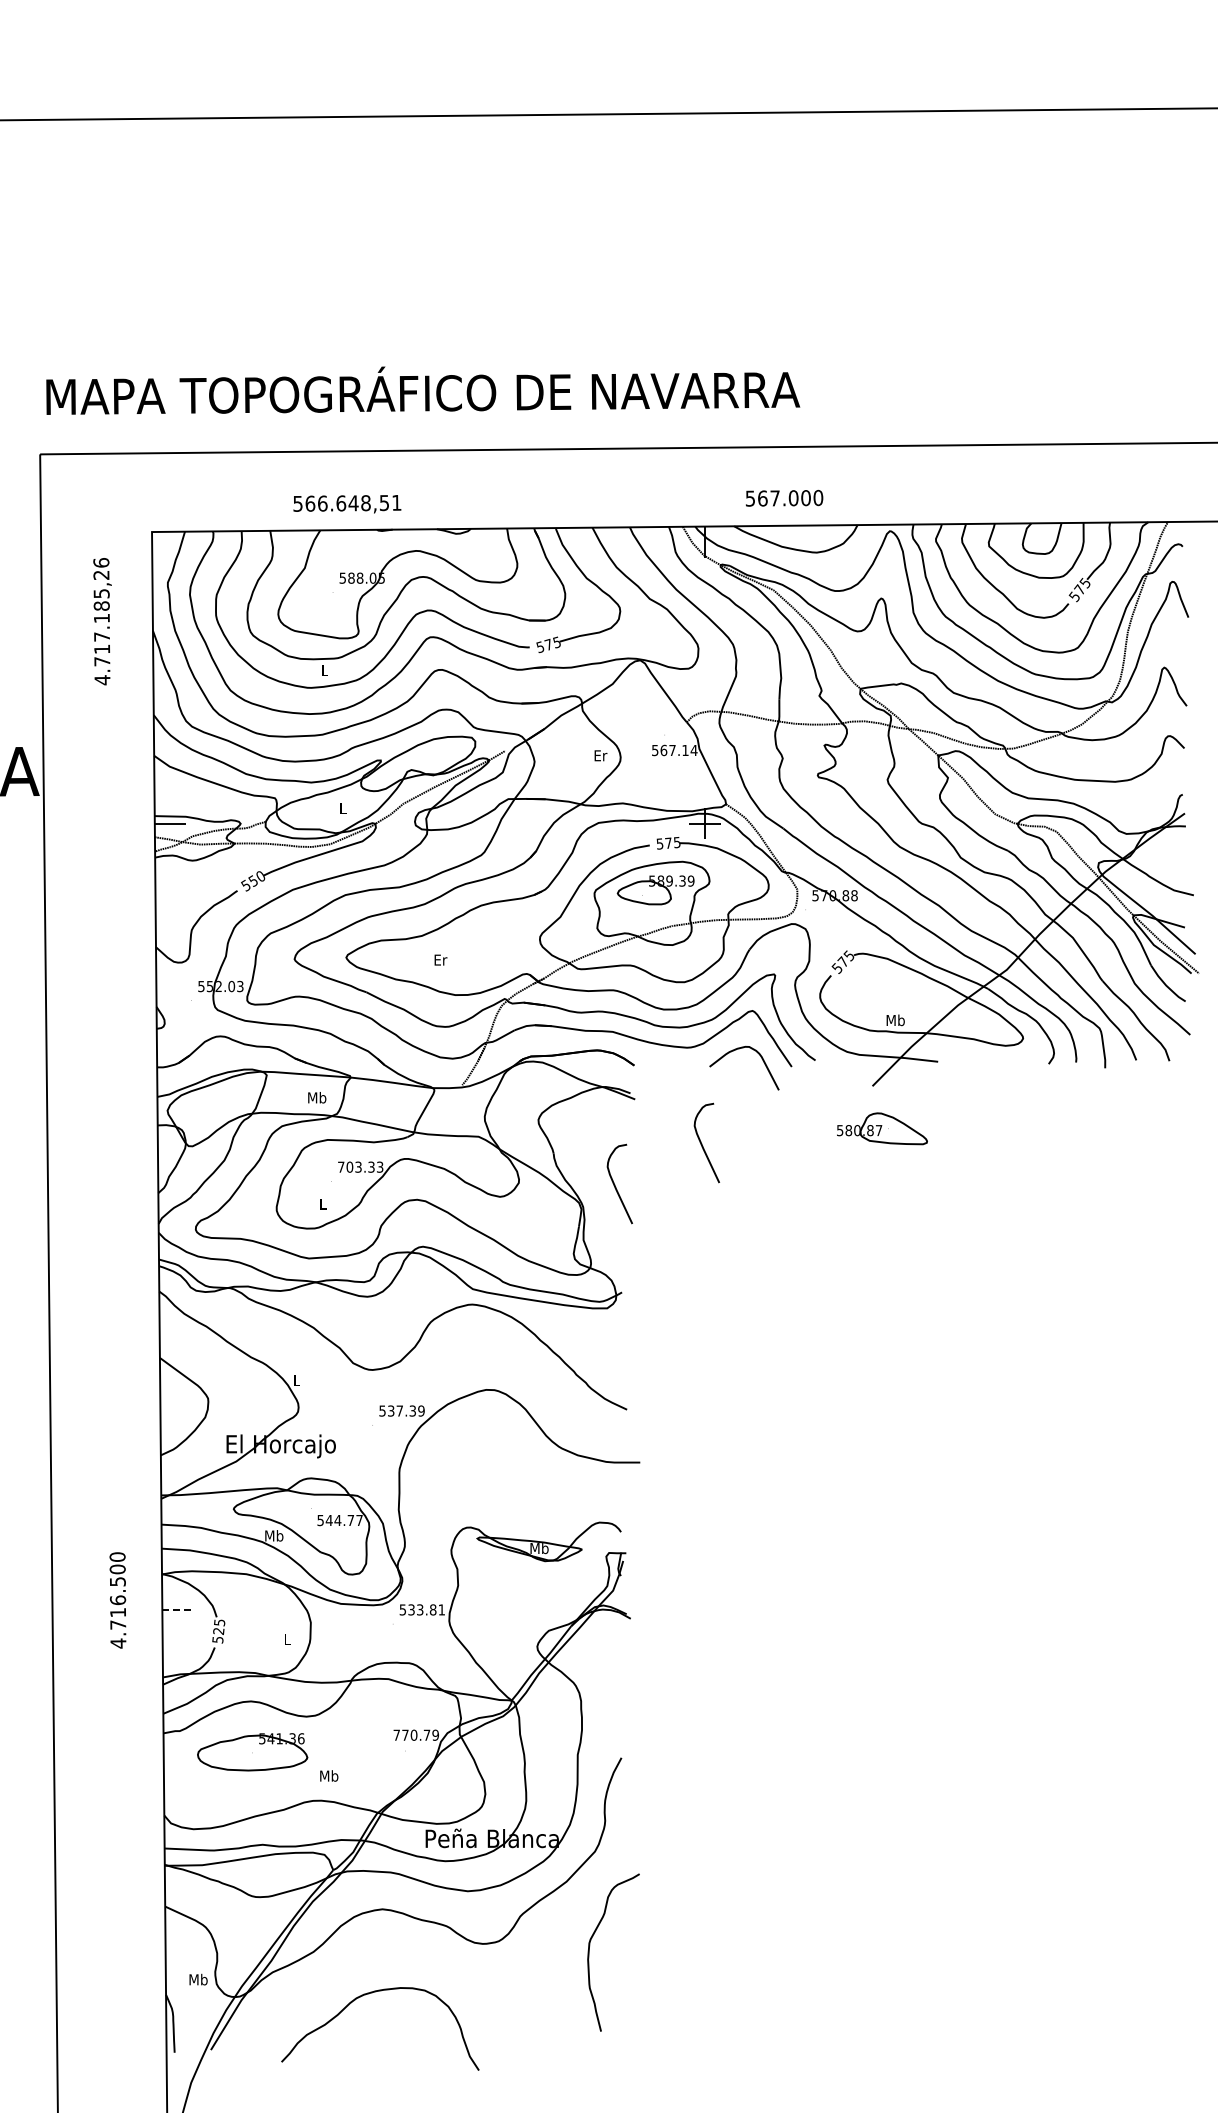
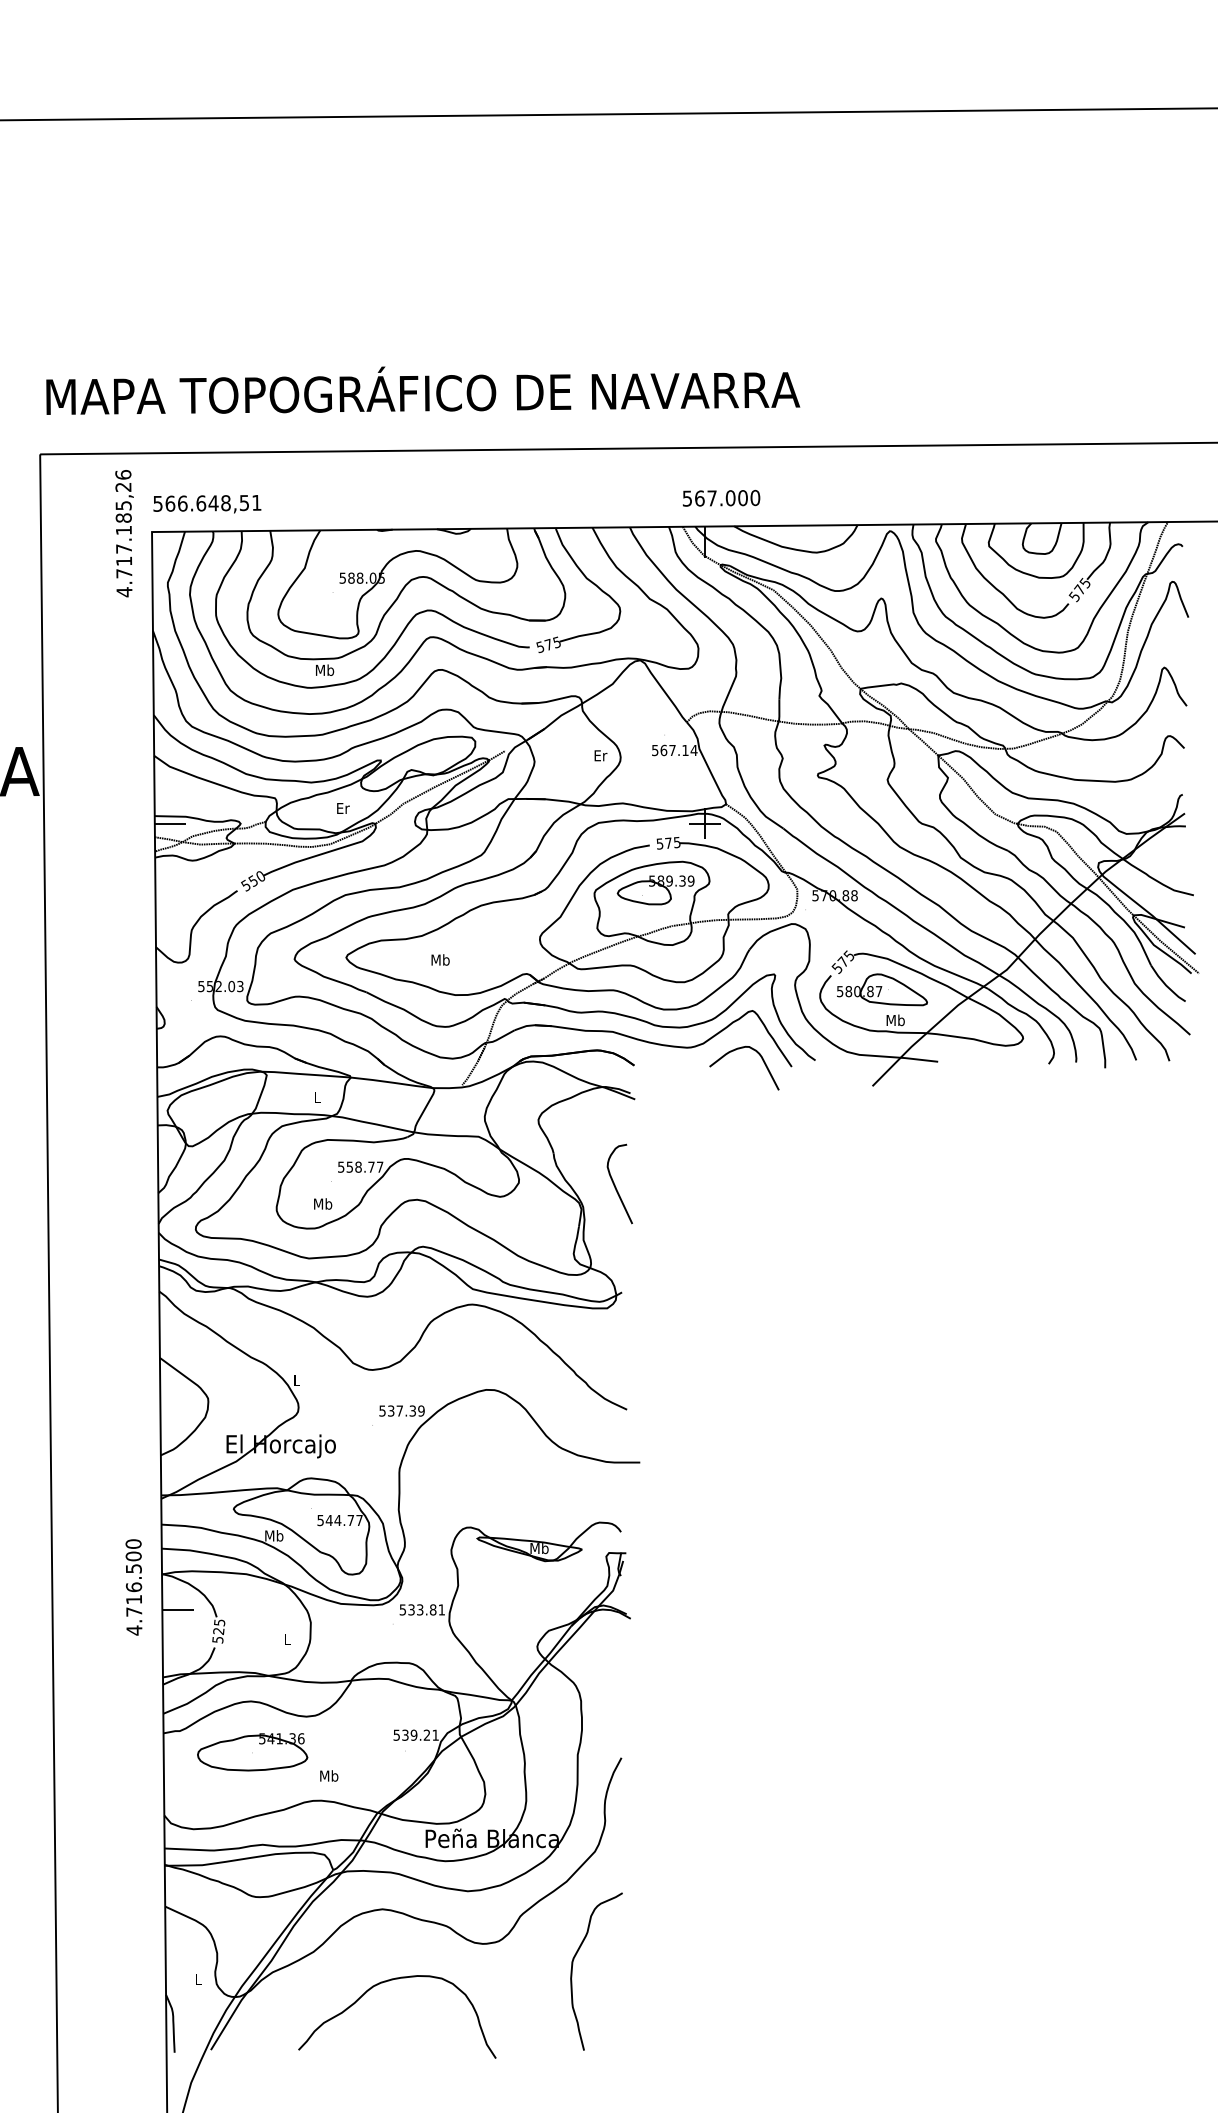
text position: (784, 497) -> (721, 497) (721, 497)
text position: (347, 504) -> (207, 504) (207, 504)
text position: (102, 621) -> (124, 533) (124, 533)
text: L -> Mb (325, 669)
text: L -> Er (343, 808)
text: Er -> Mb (440, 959)
text: Mb -> L (317, 1097)
part position: (882, 1128) -> (882, 989) (882, 989)
curve: present -> none (702, 1143)
text: 703.33 -> 558.77 (360, 1166)
text: L -> Mb (323, 1203)
text position: (117, 1600) -> (133, 1587) (133, 1587)
line: dashed -> solid (178, 1610)
text: 770.79 -> 539.21 (415, 1734)
curve position: (589, 1952) -> (572, 1971) (572, 1971)
text: Mb -> L (198, 1979)
curve position: (372, 1993) -> (389, 1981) (389, 1981)
